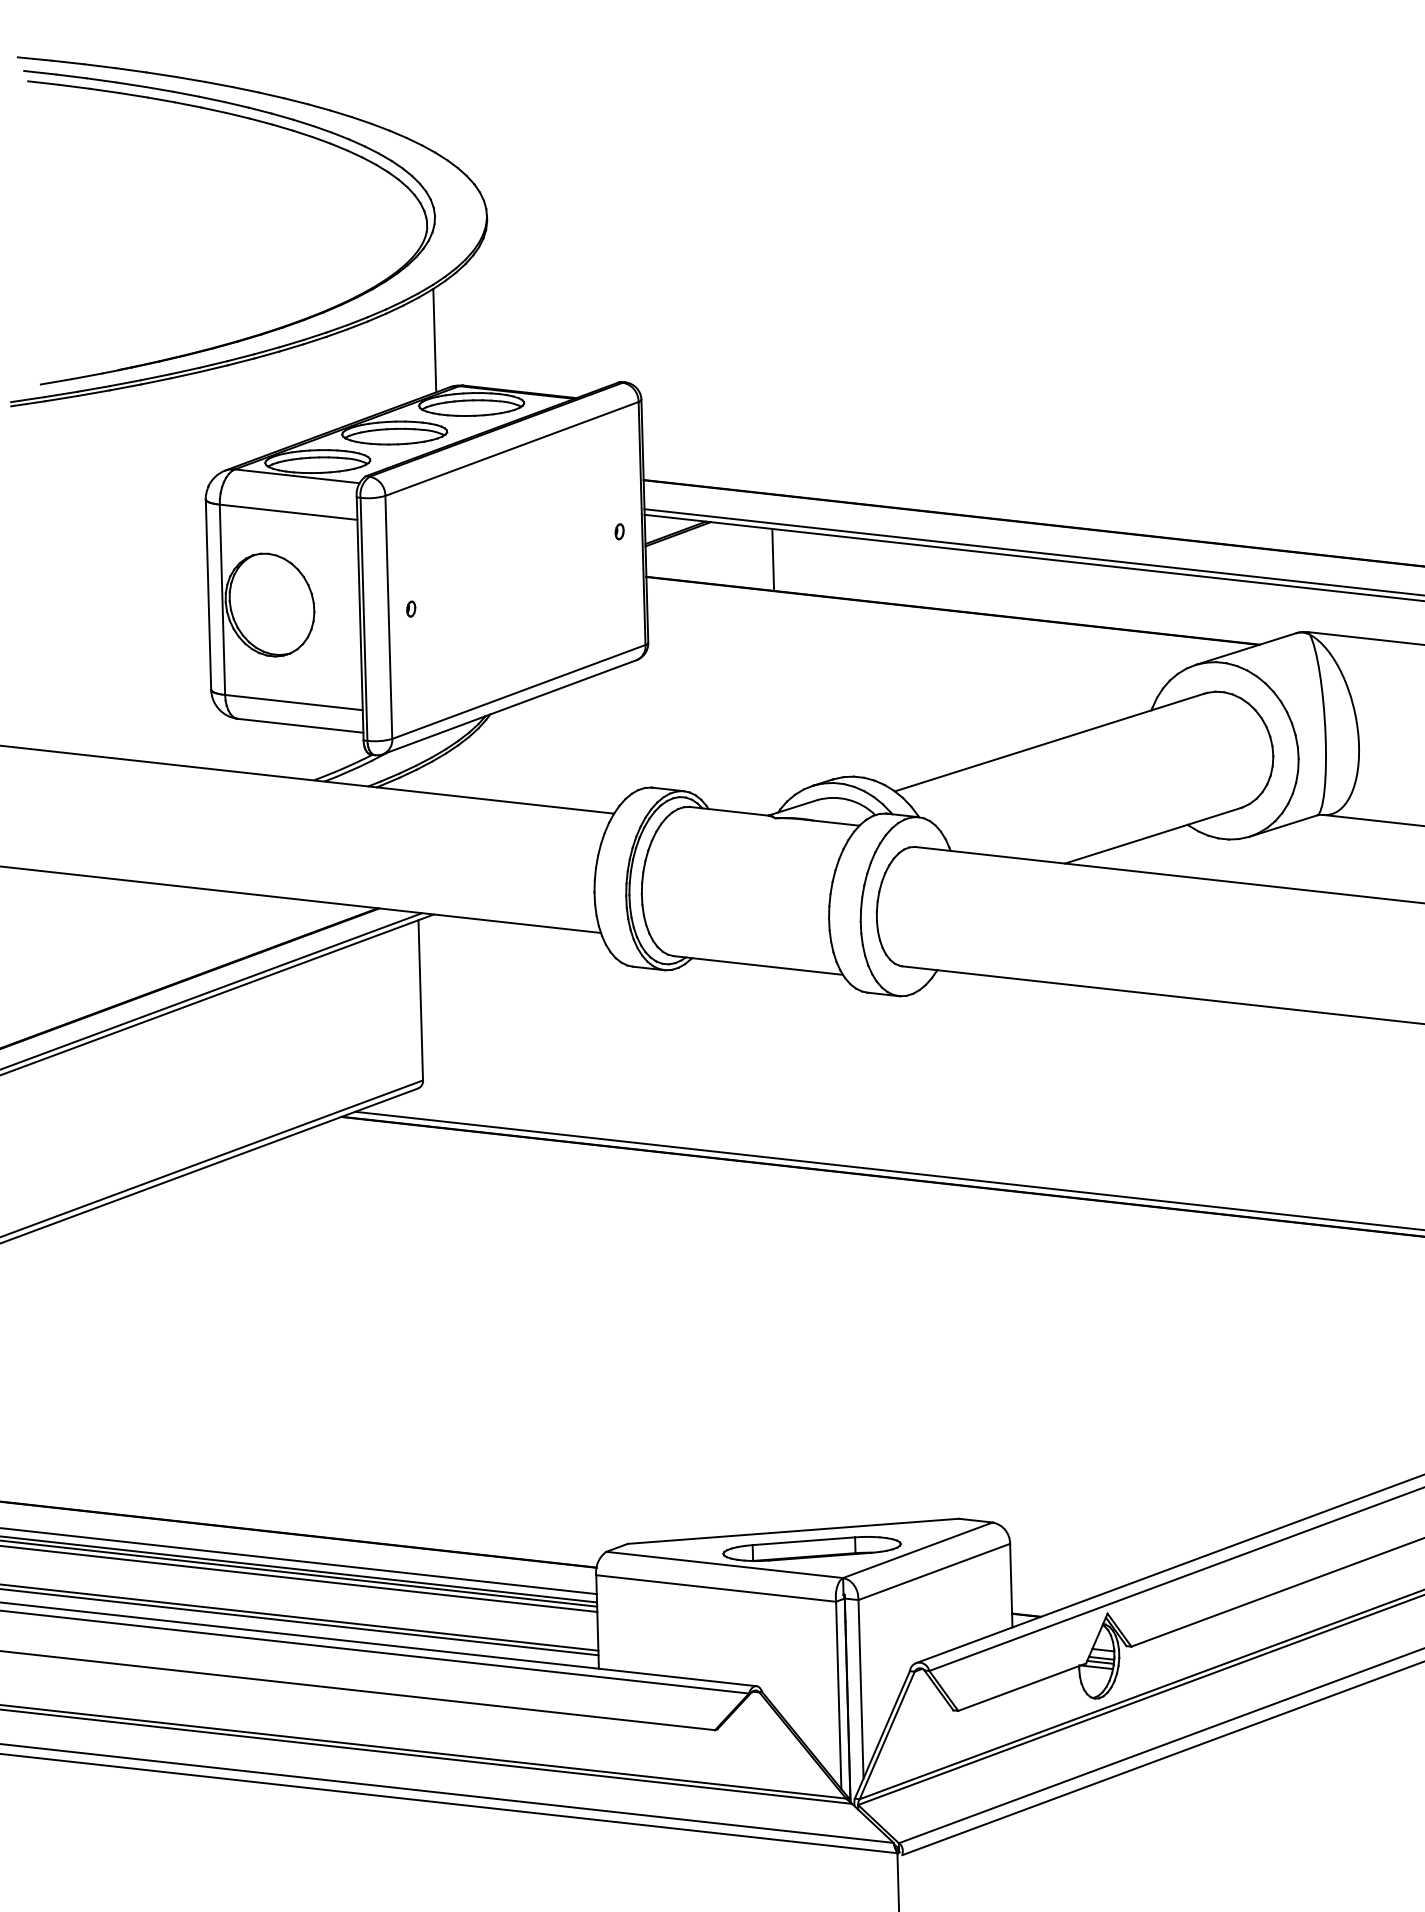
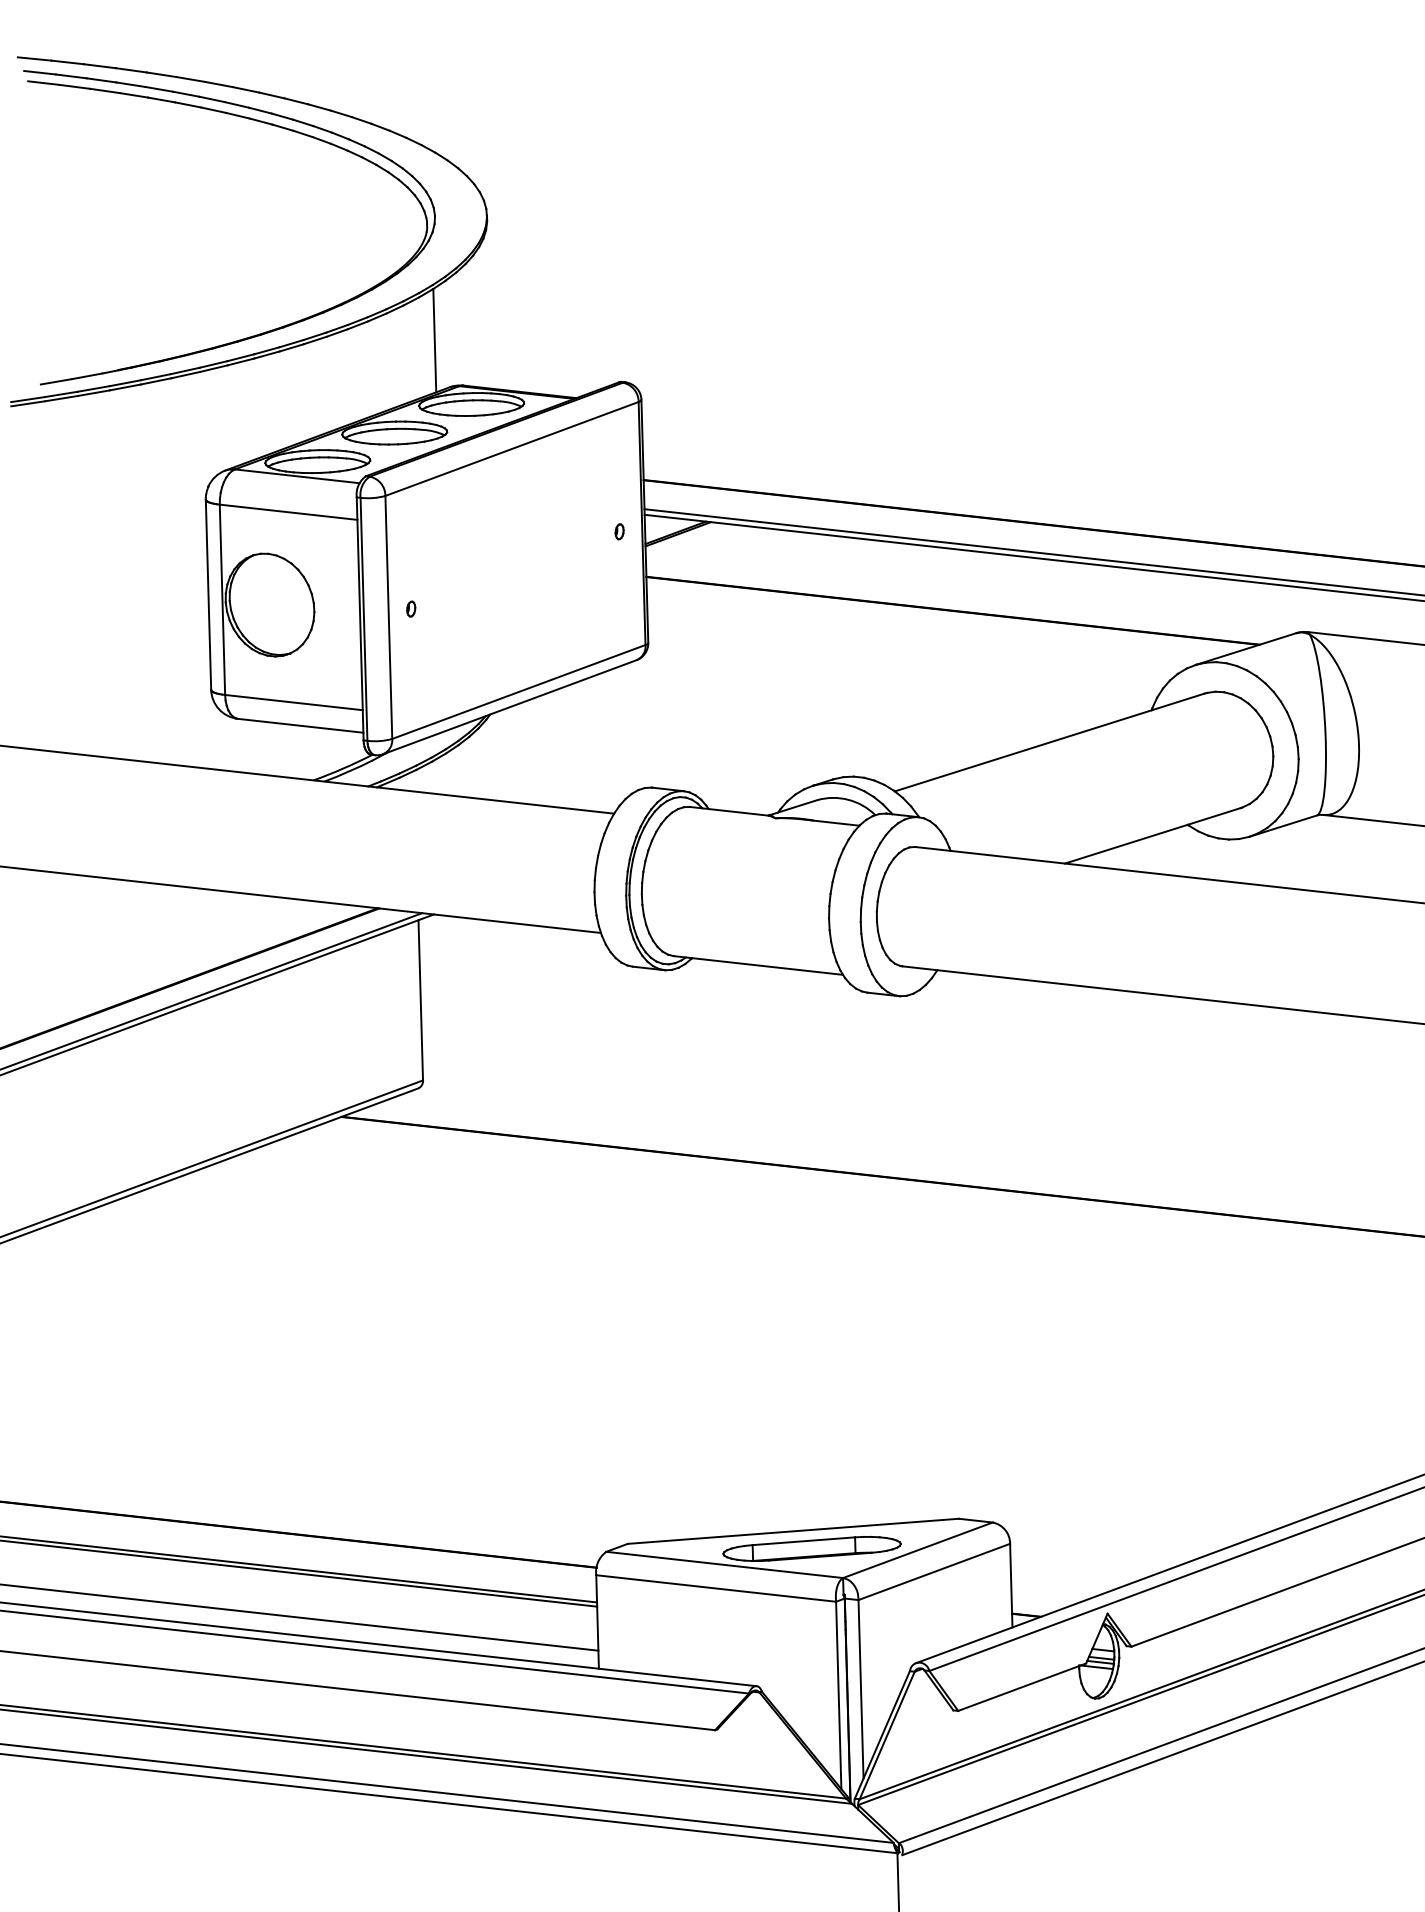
line: present -> none (773, 559)
line: present -> none (888, 1170)
line: present -> none (299, 1561)
line: present -> none (299, 1578)
line: present -> none (300, 1622)
